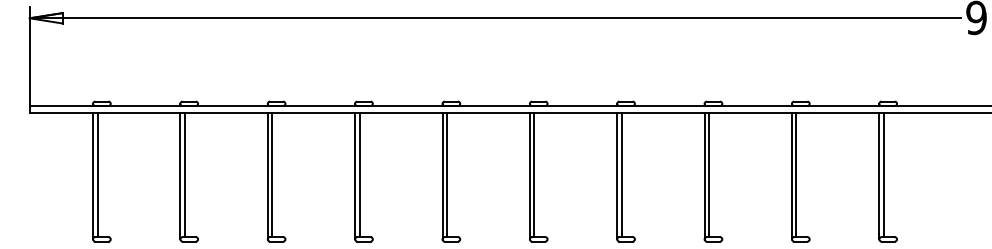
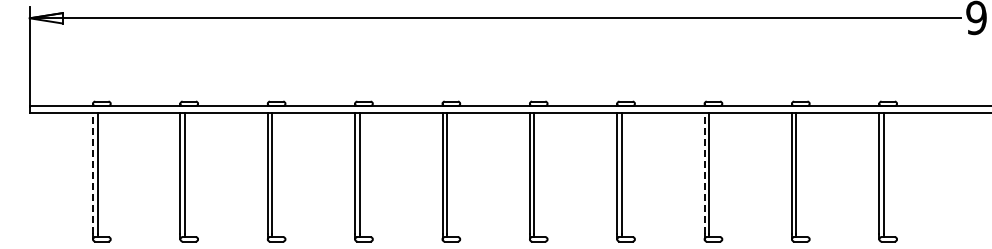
line: solid -> dashed (93, 173)
line: solid -> dashed (704, 173)
